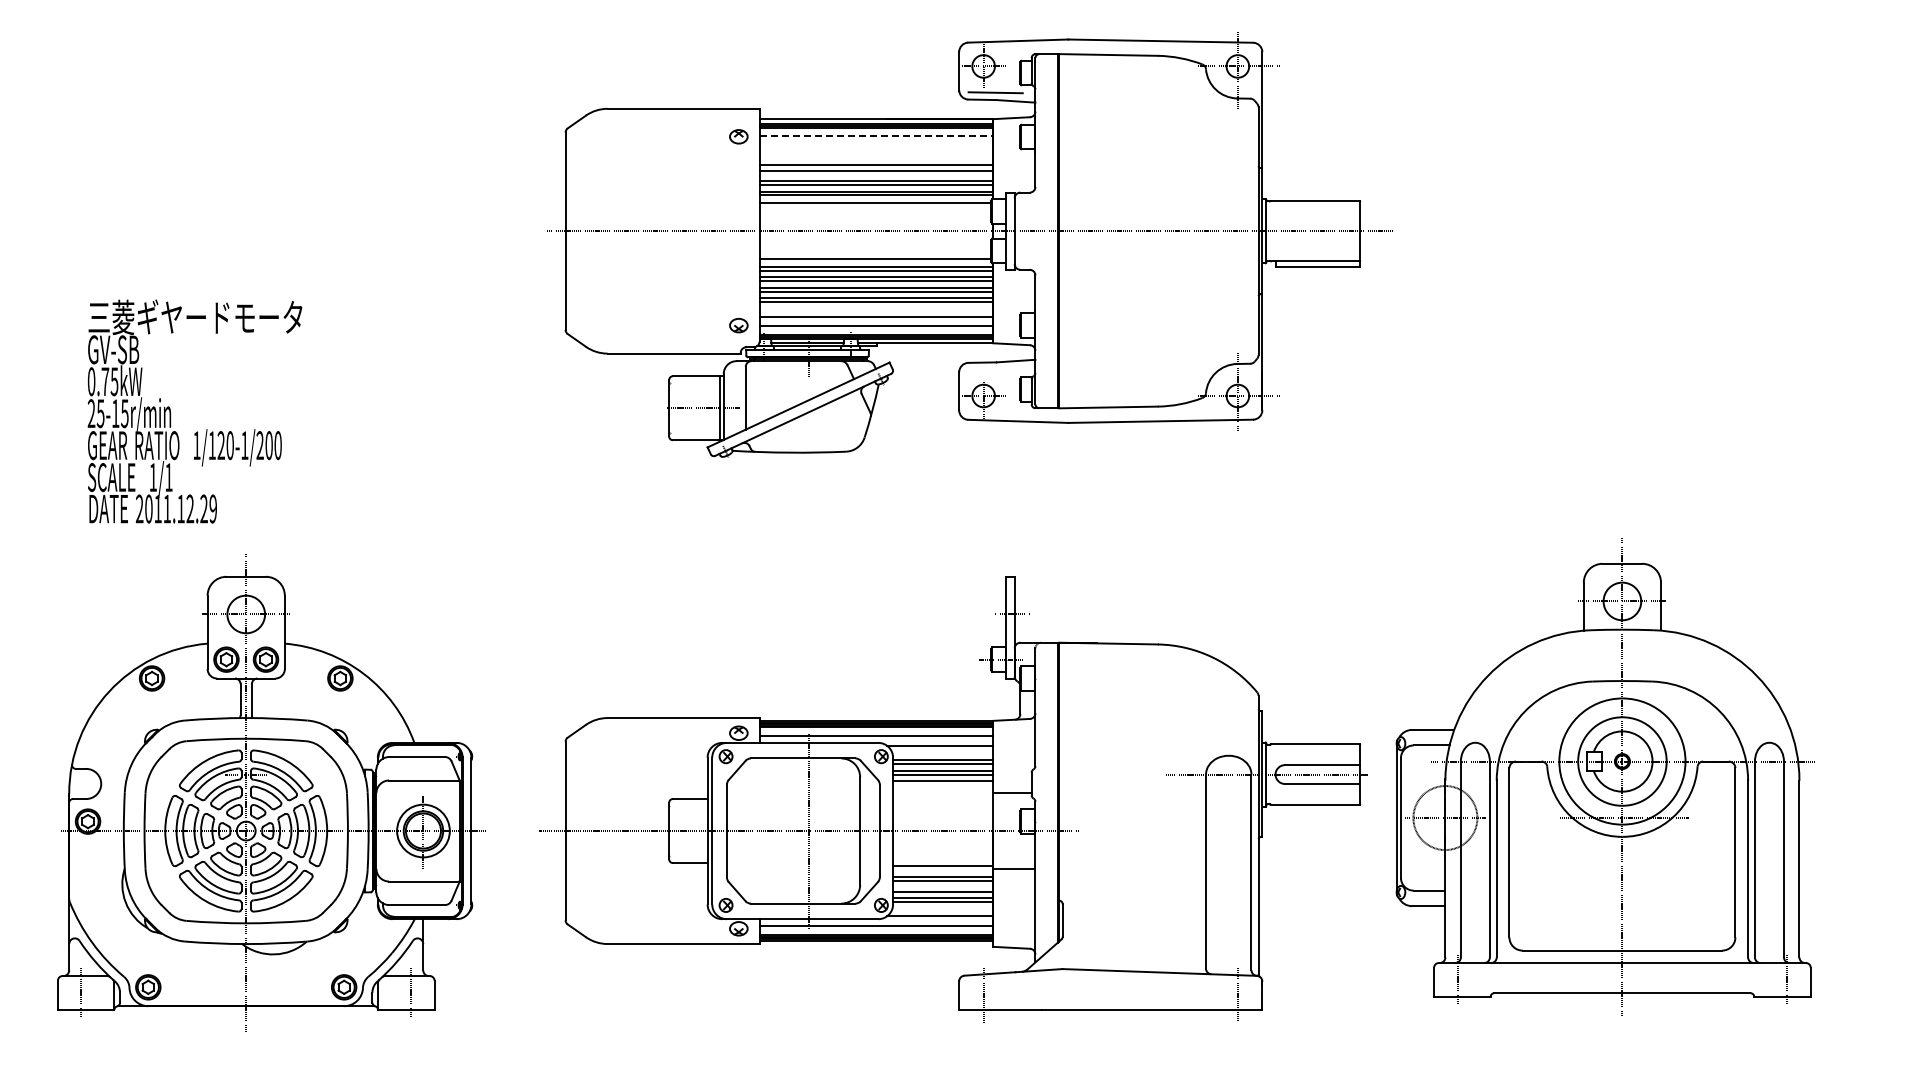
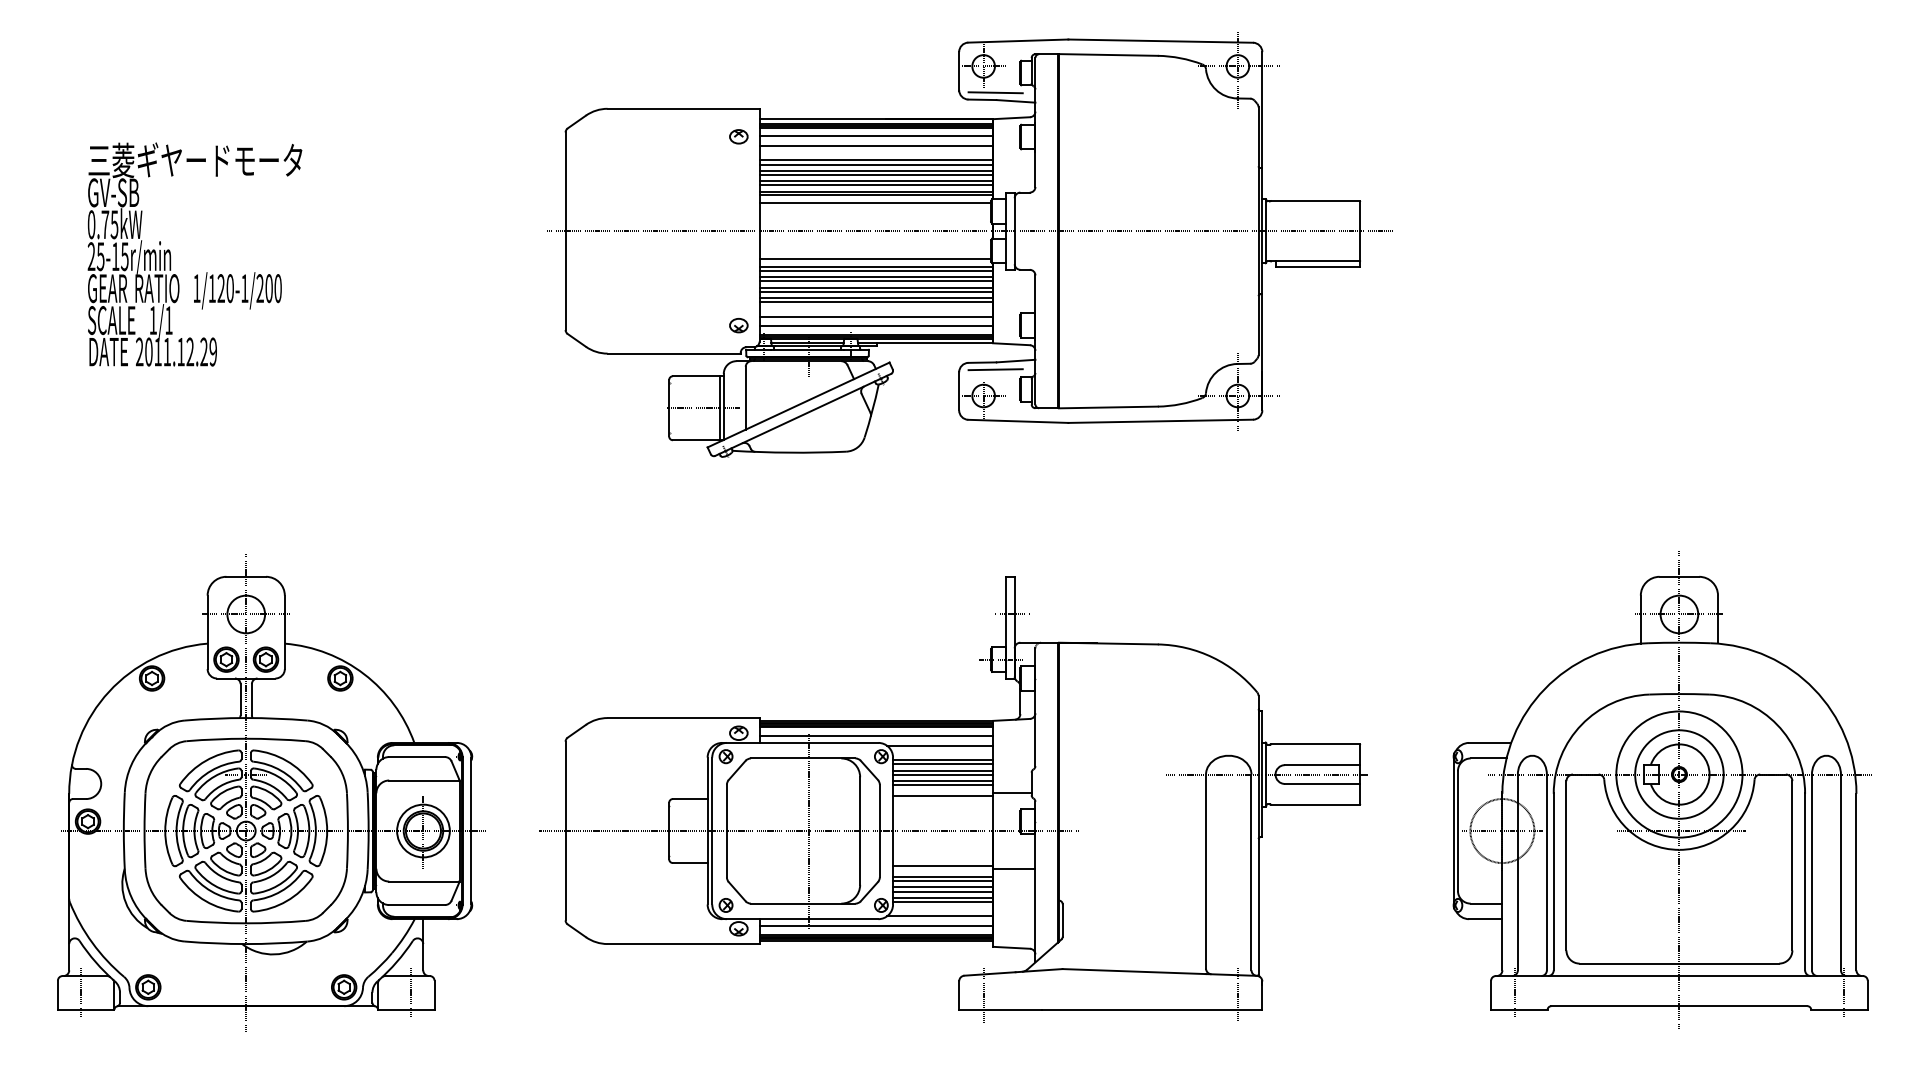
line: dashed -> solid (876, 136)
line: none -> present (876, 145)
line: none -> present (876, 160)
line: none -> present (876, 174)
line: none -> present (995, 369)
text position: (194, 411) -> (194, 254) (194, 254)
part position: (1604, 776) -> (1661, 789) (1661, 789)
line: none -> present (943, 784)
line: none -> present (943, 795)
line: none -> present (943, 887)
